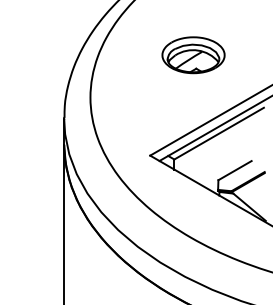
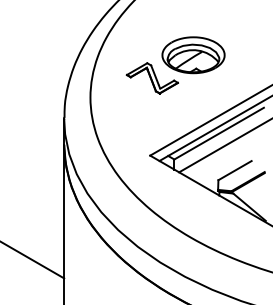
part: none -> present (151, 78)
line: none -> present (224, 146)
line: none -> present (33, 260)
